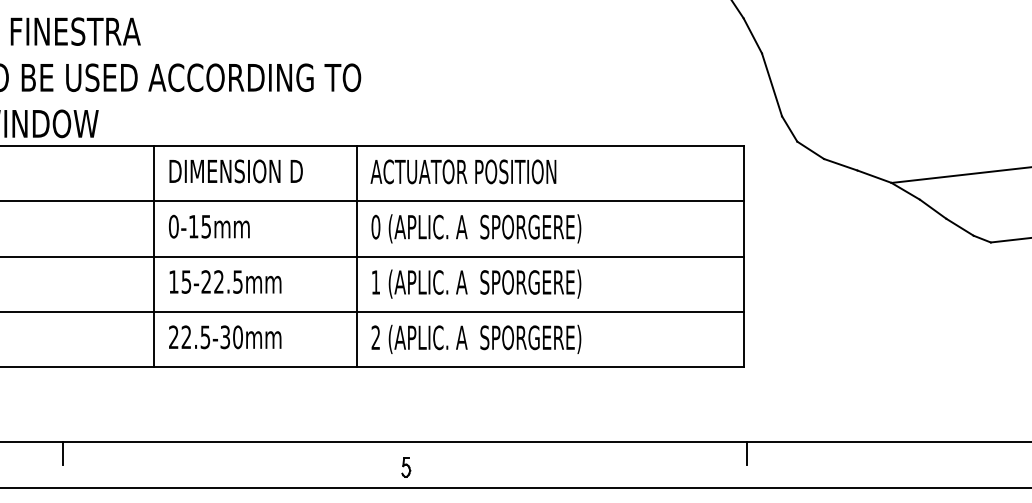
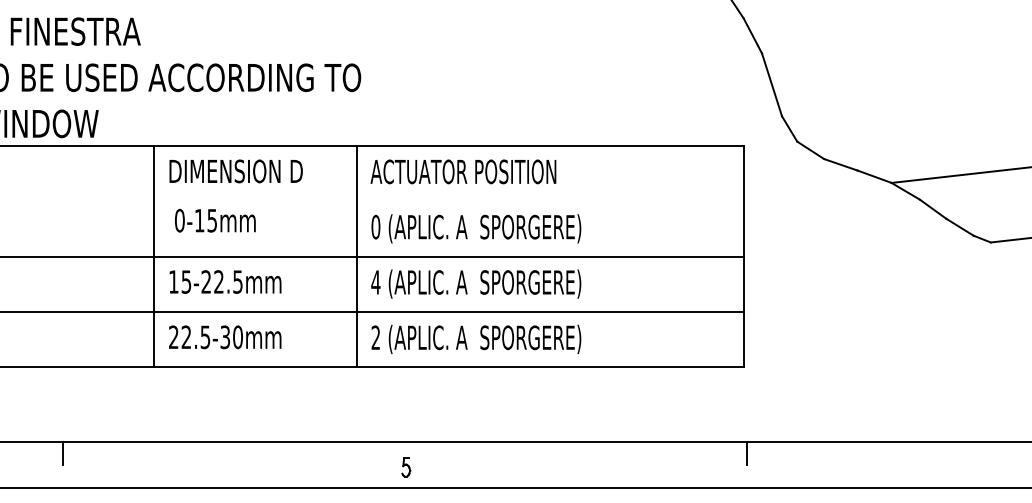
line: present -> none (372, 201)
text position: (209, 226) -> (215, 220) (215, 220)
text: 1 -> 4 (375, 282)
